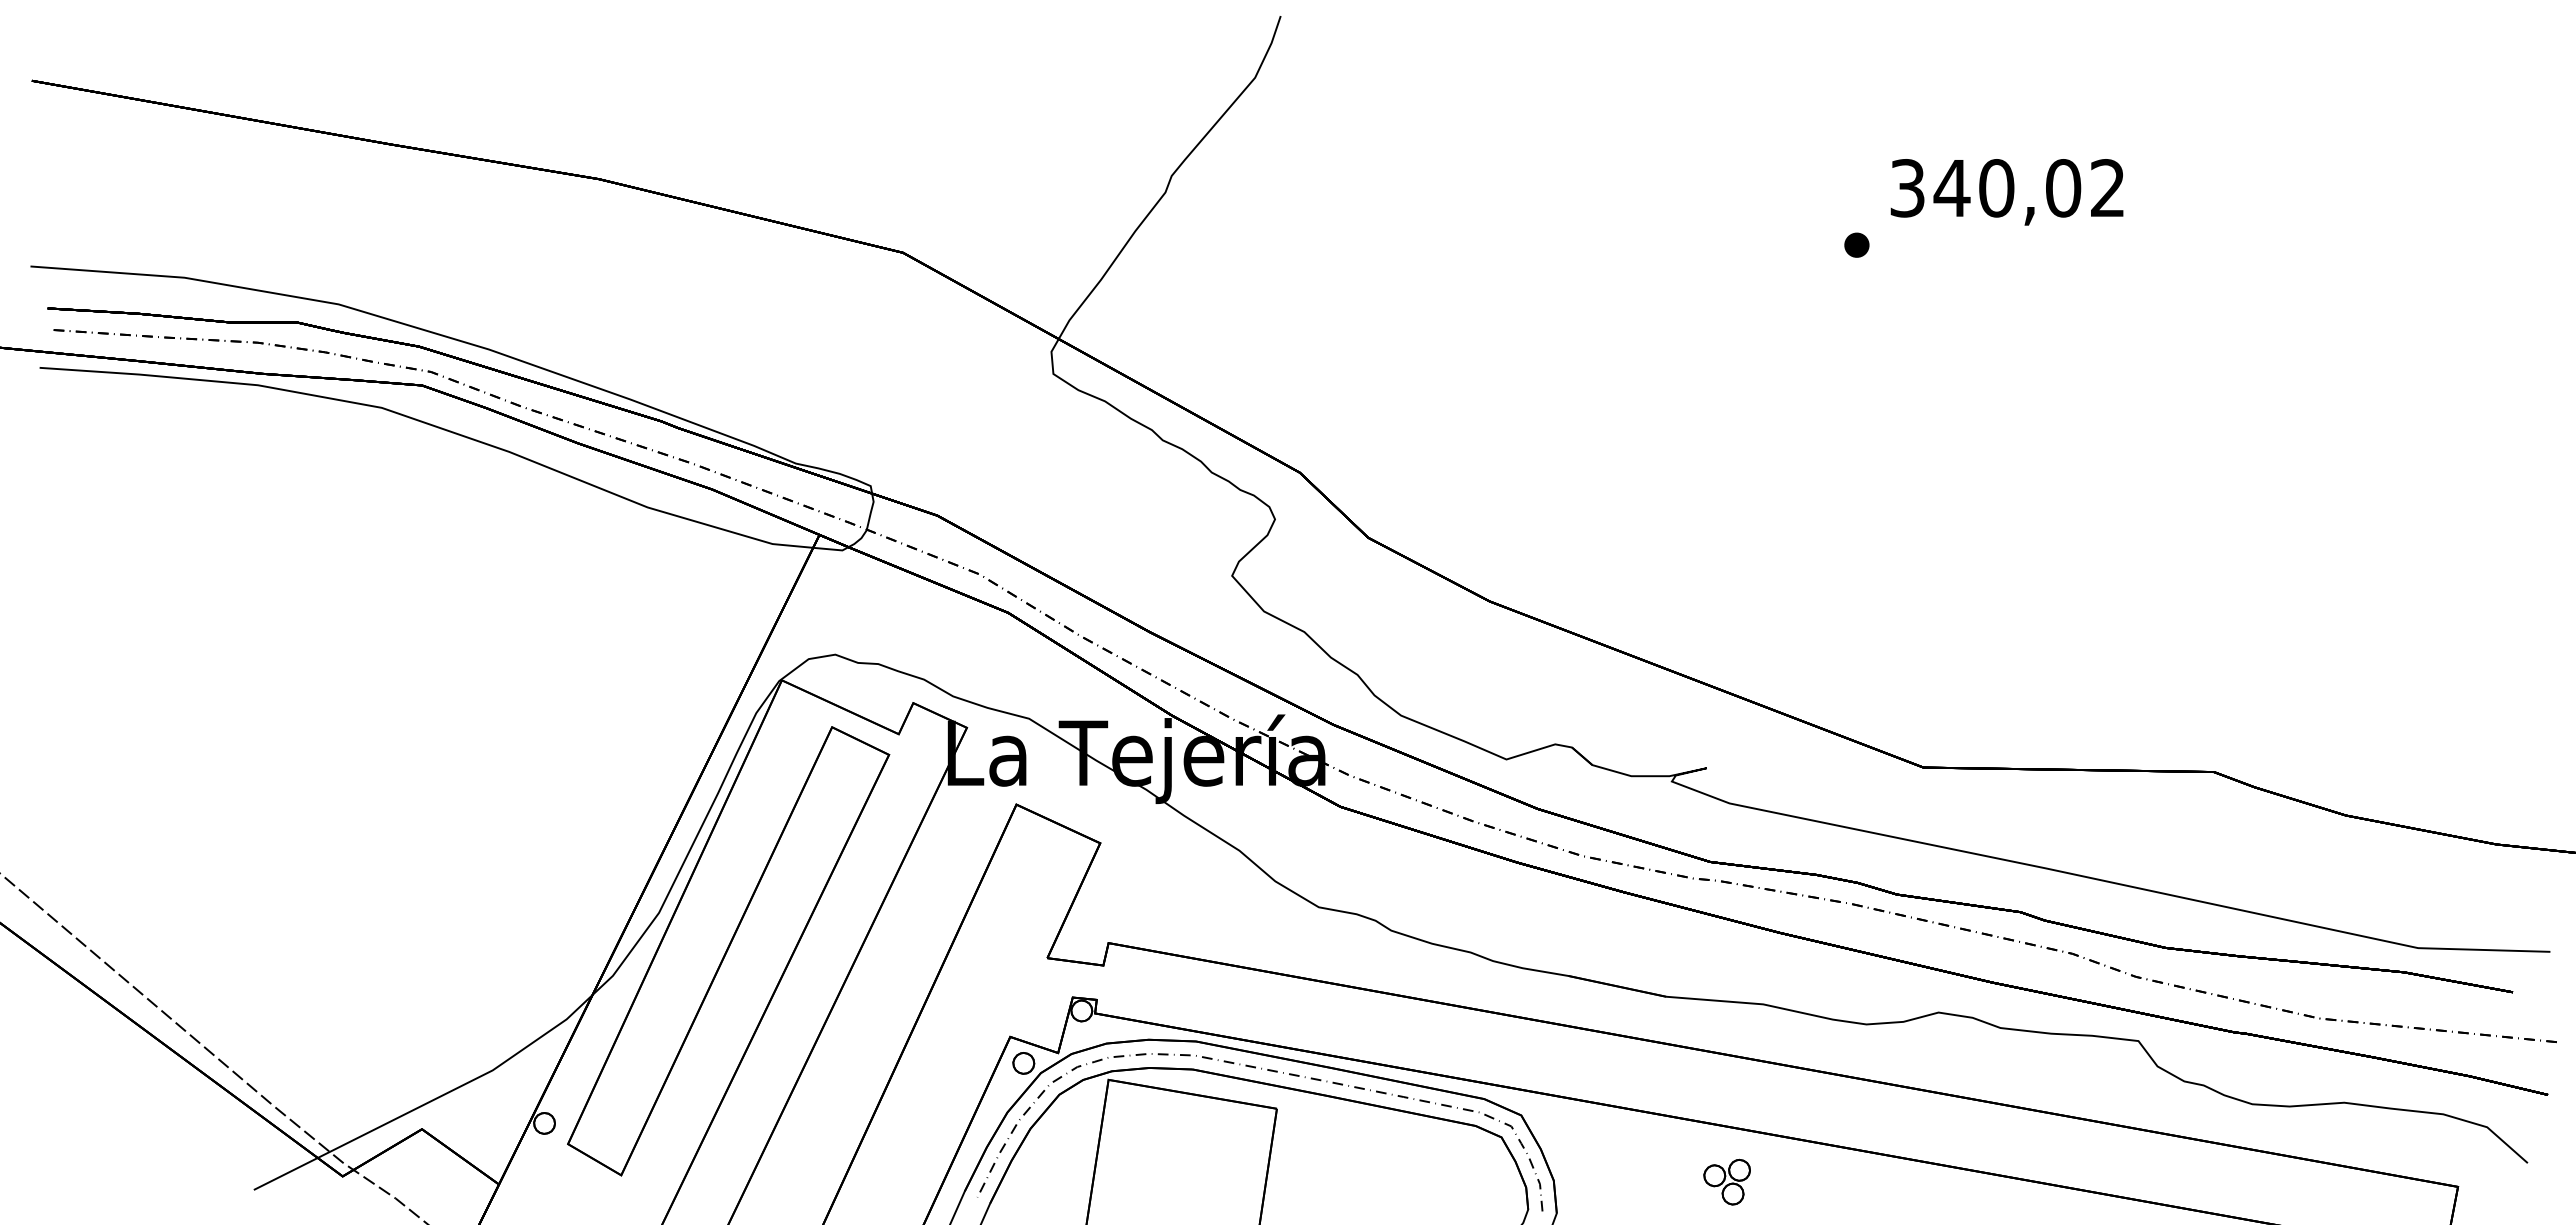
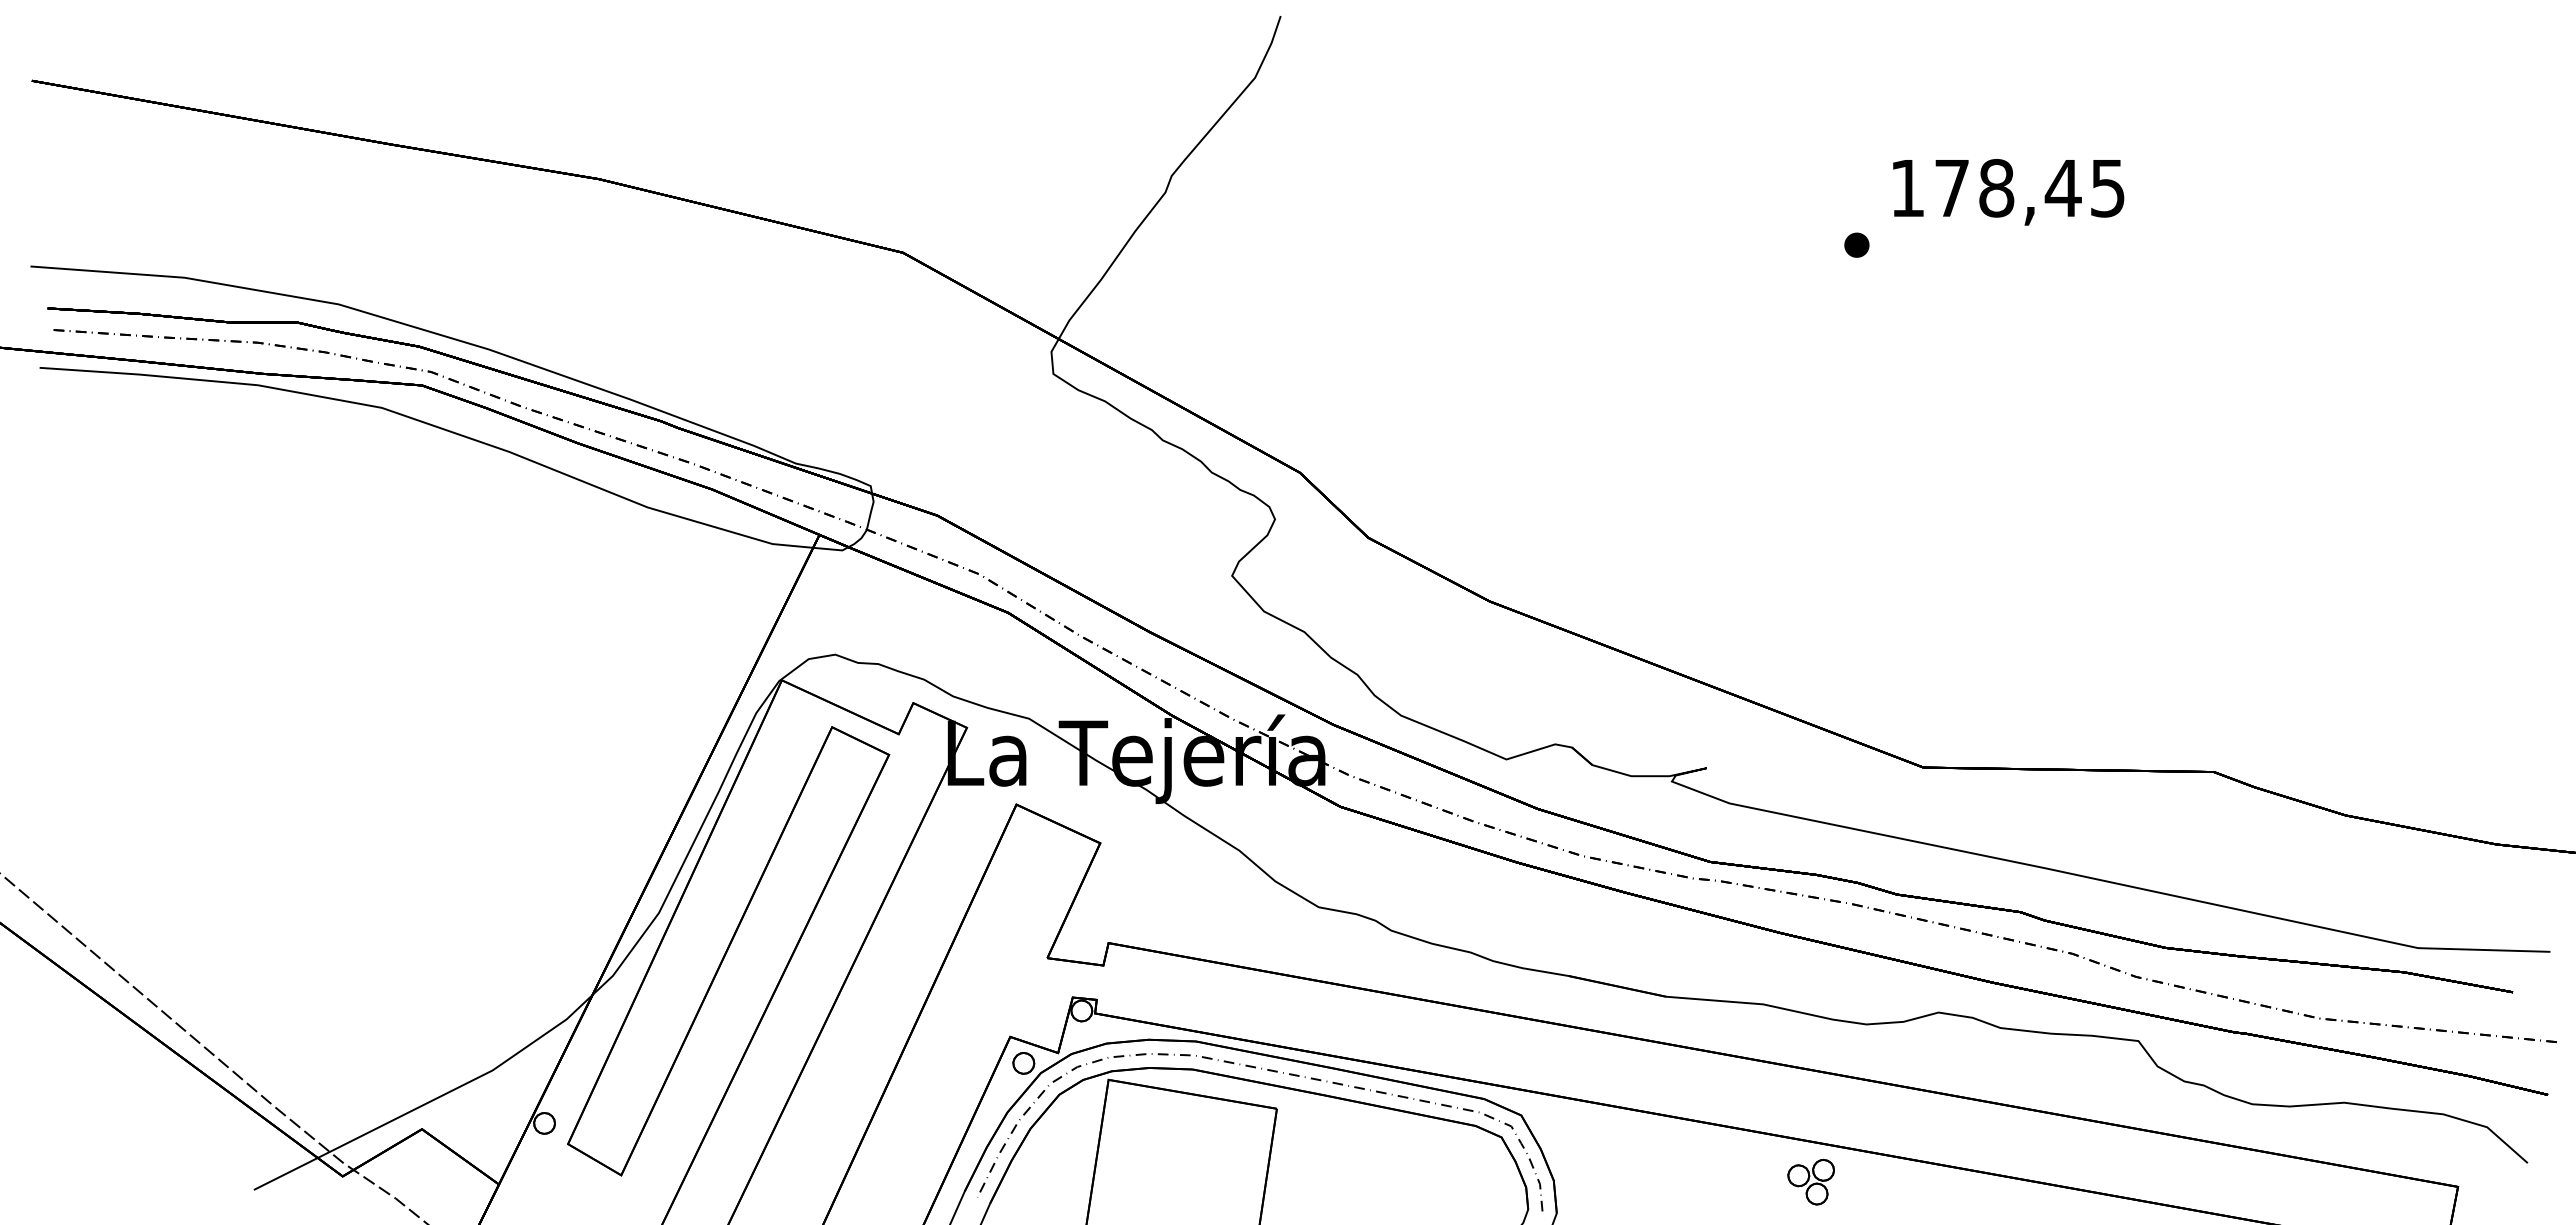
text: 340,02 -> 178,45 (2007, 188)
part position: (1726, 1181) -> (1810, 1181) (1810, 1181)
